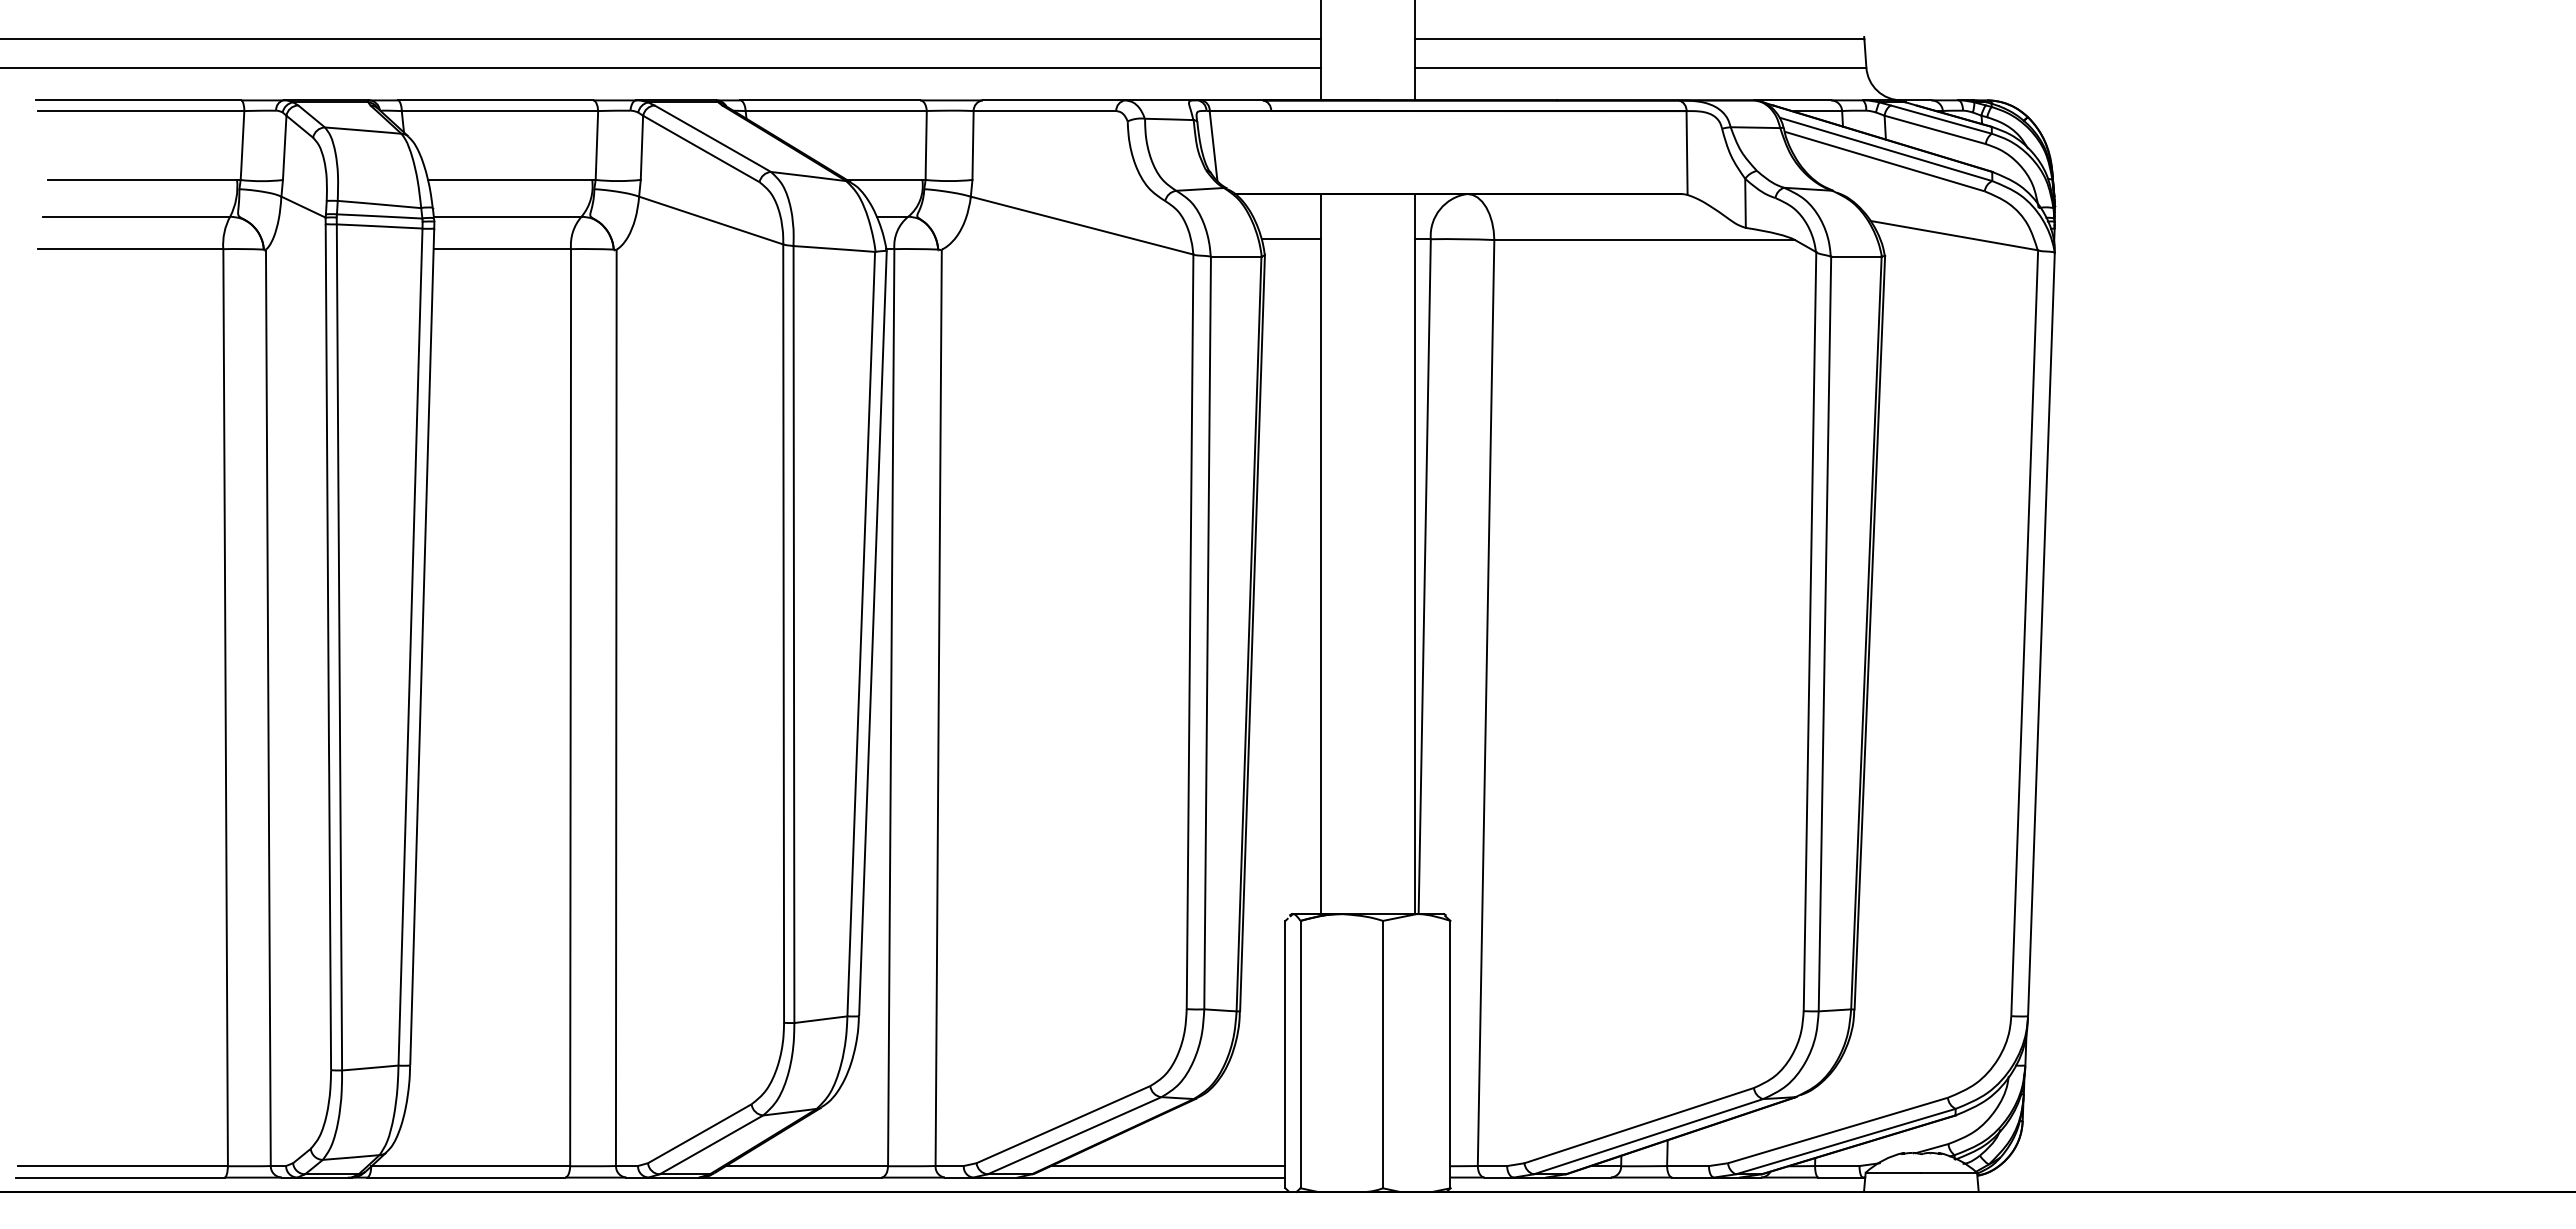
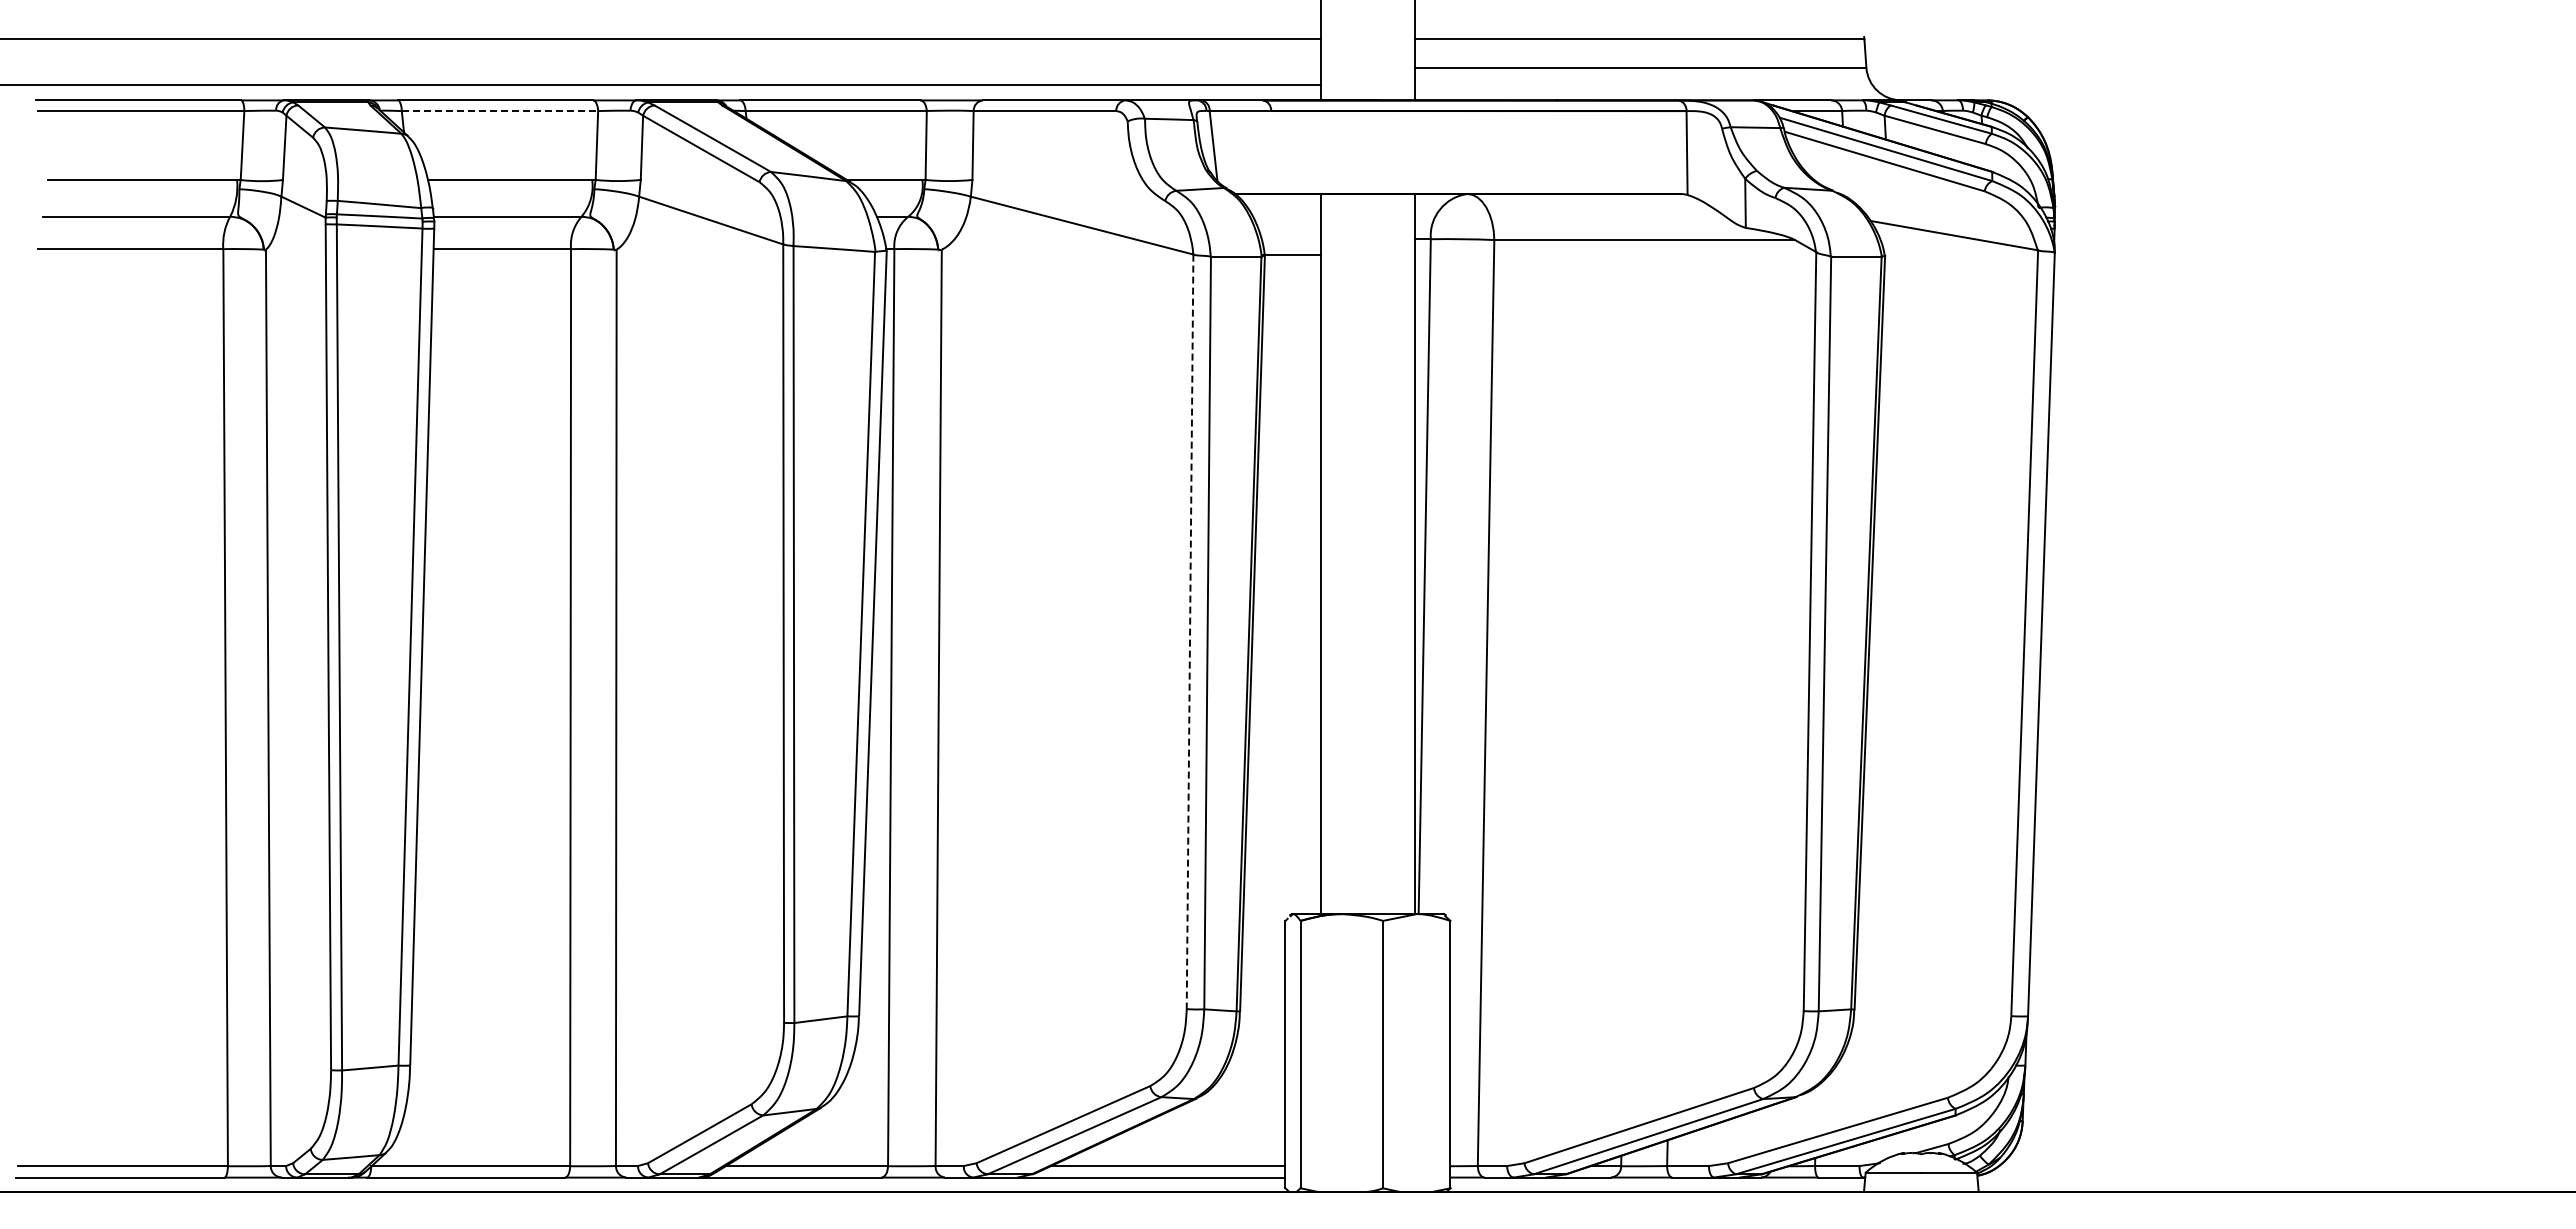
line position: (661, 67) -> (661, 84) (661, 84)
line: solid -> dashed (500, 111)
line position: (1291, 239) -> (1291, 255) (1291, 255)
line: solid -> dashed (1190, 632)
